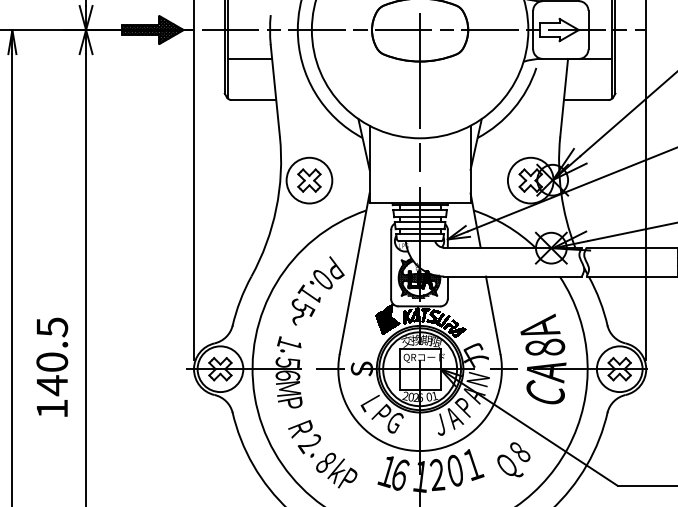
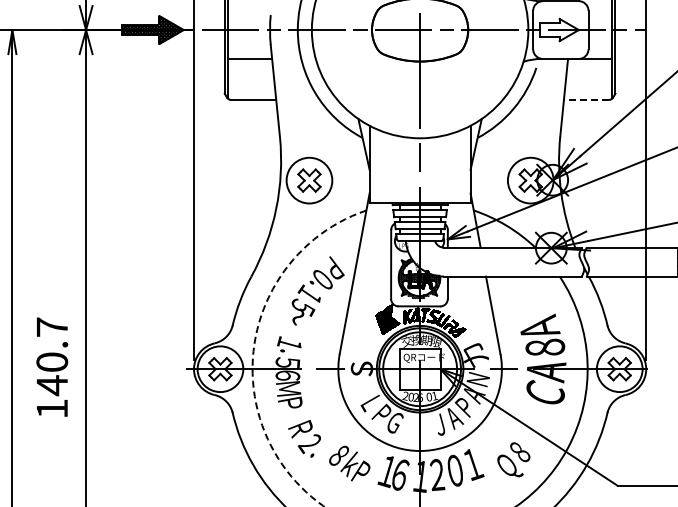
line: solid -> dashed (586, 99)
text: 140.5 -> 140.7 (52, 327)
arc: solid -> dashed (254, 345)
text position: (336, 470) -> (349, 463) (349, 463)
